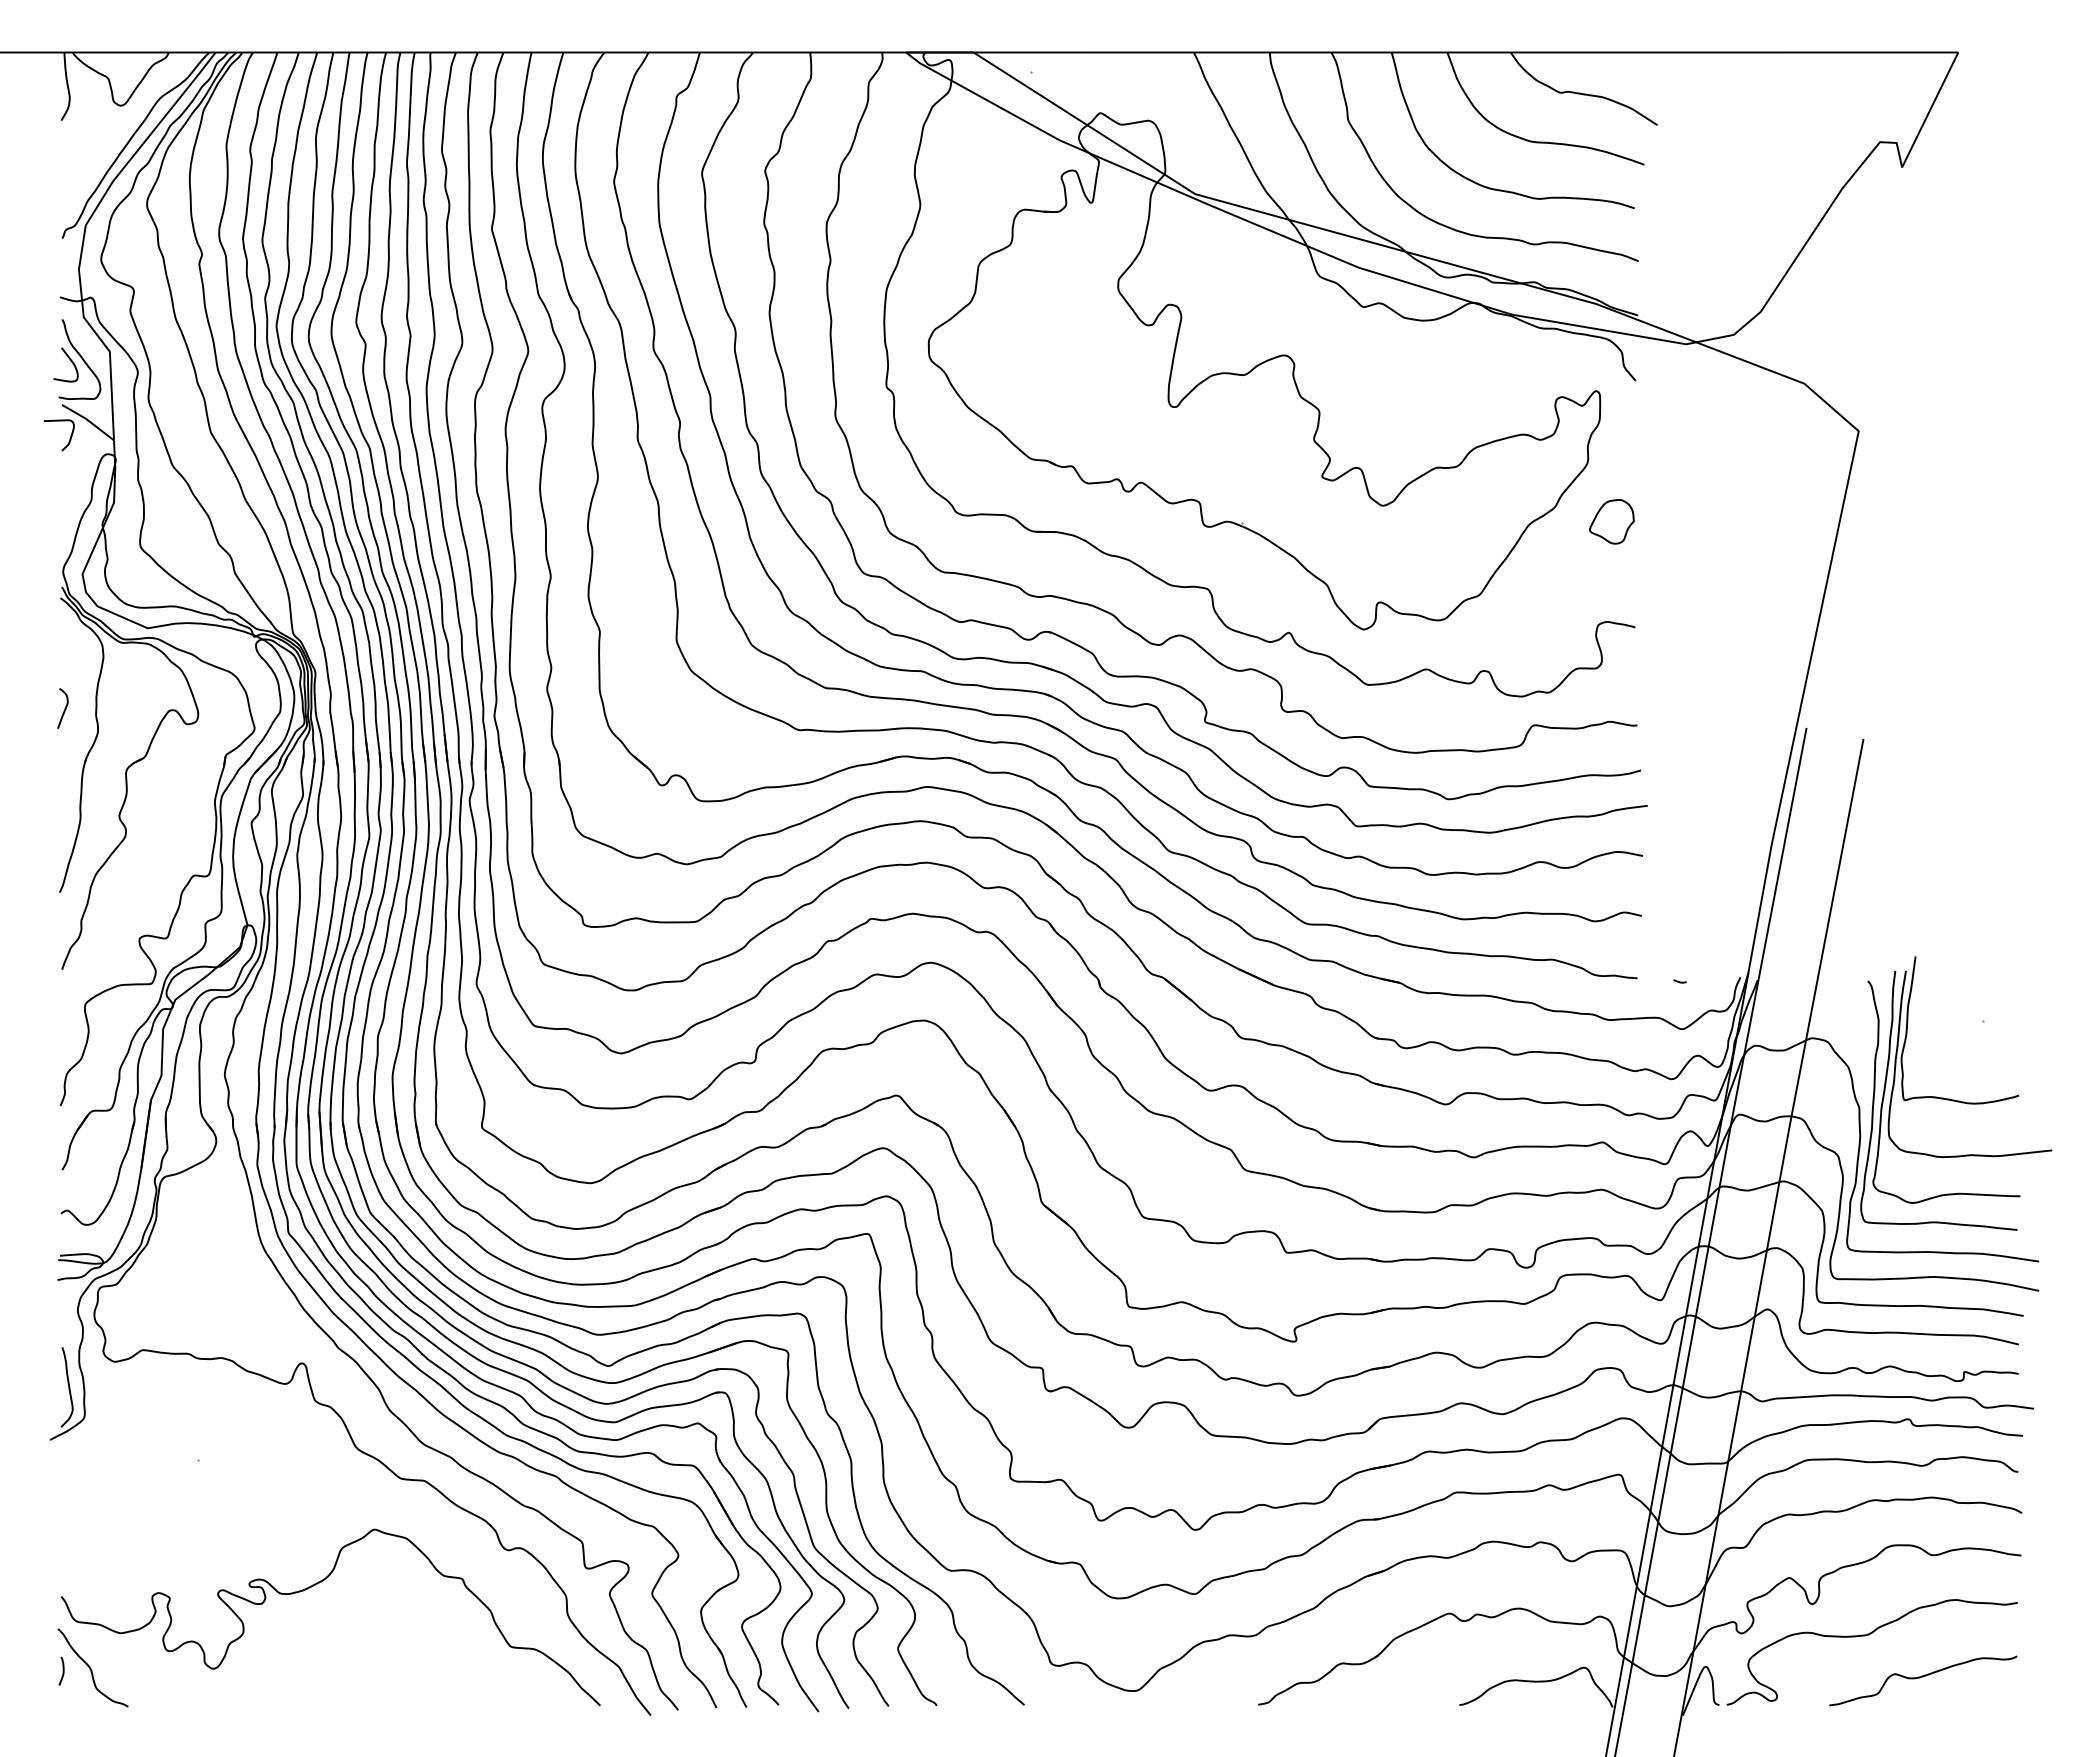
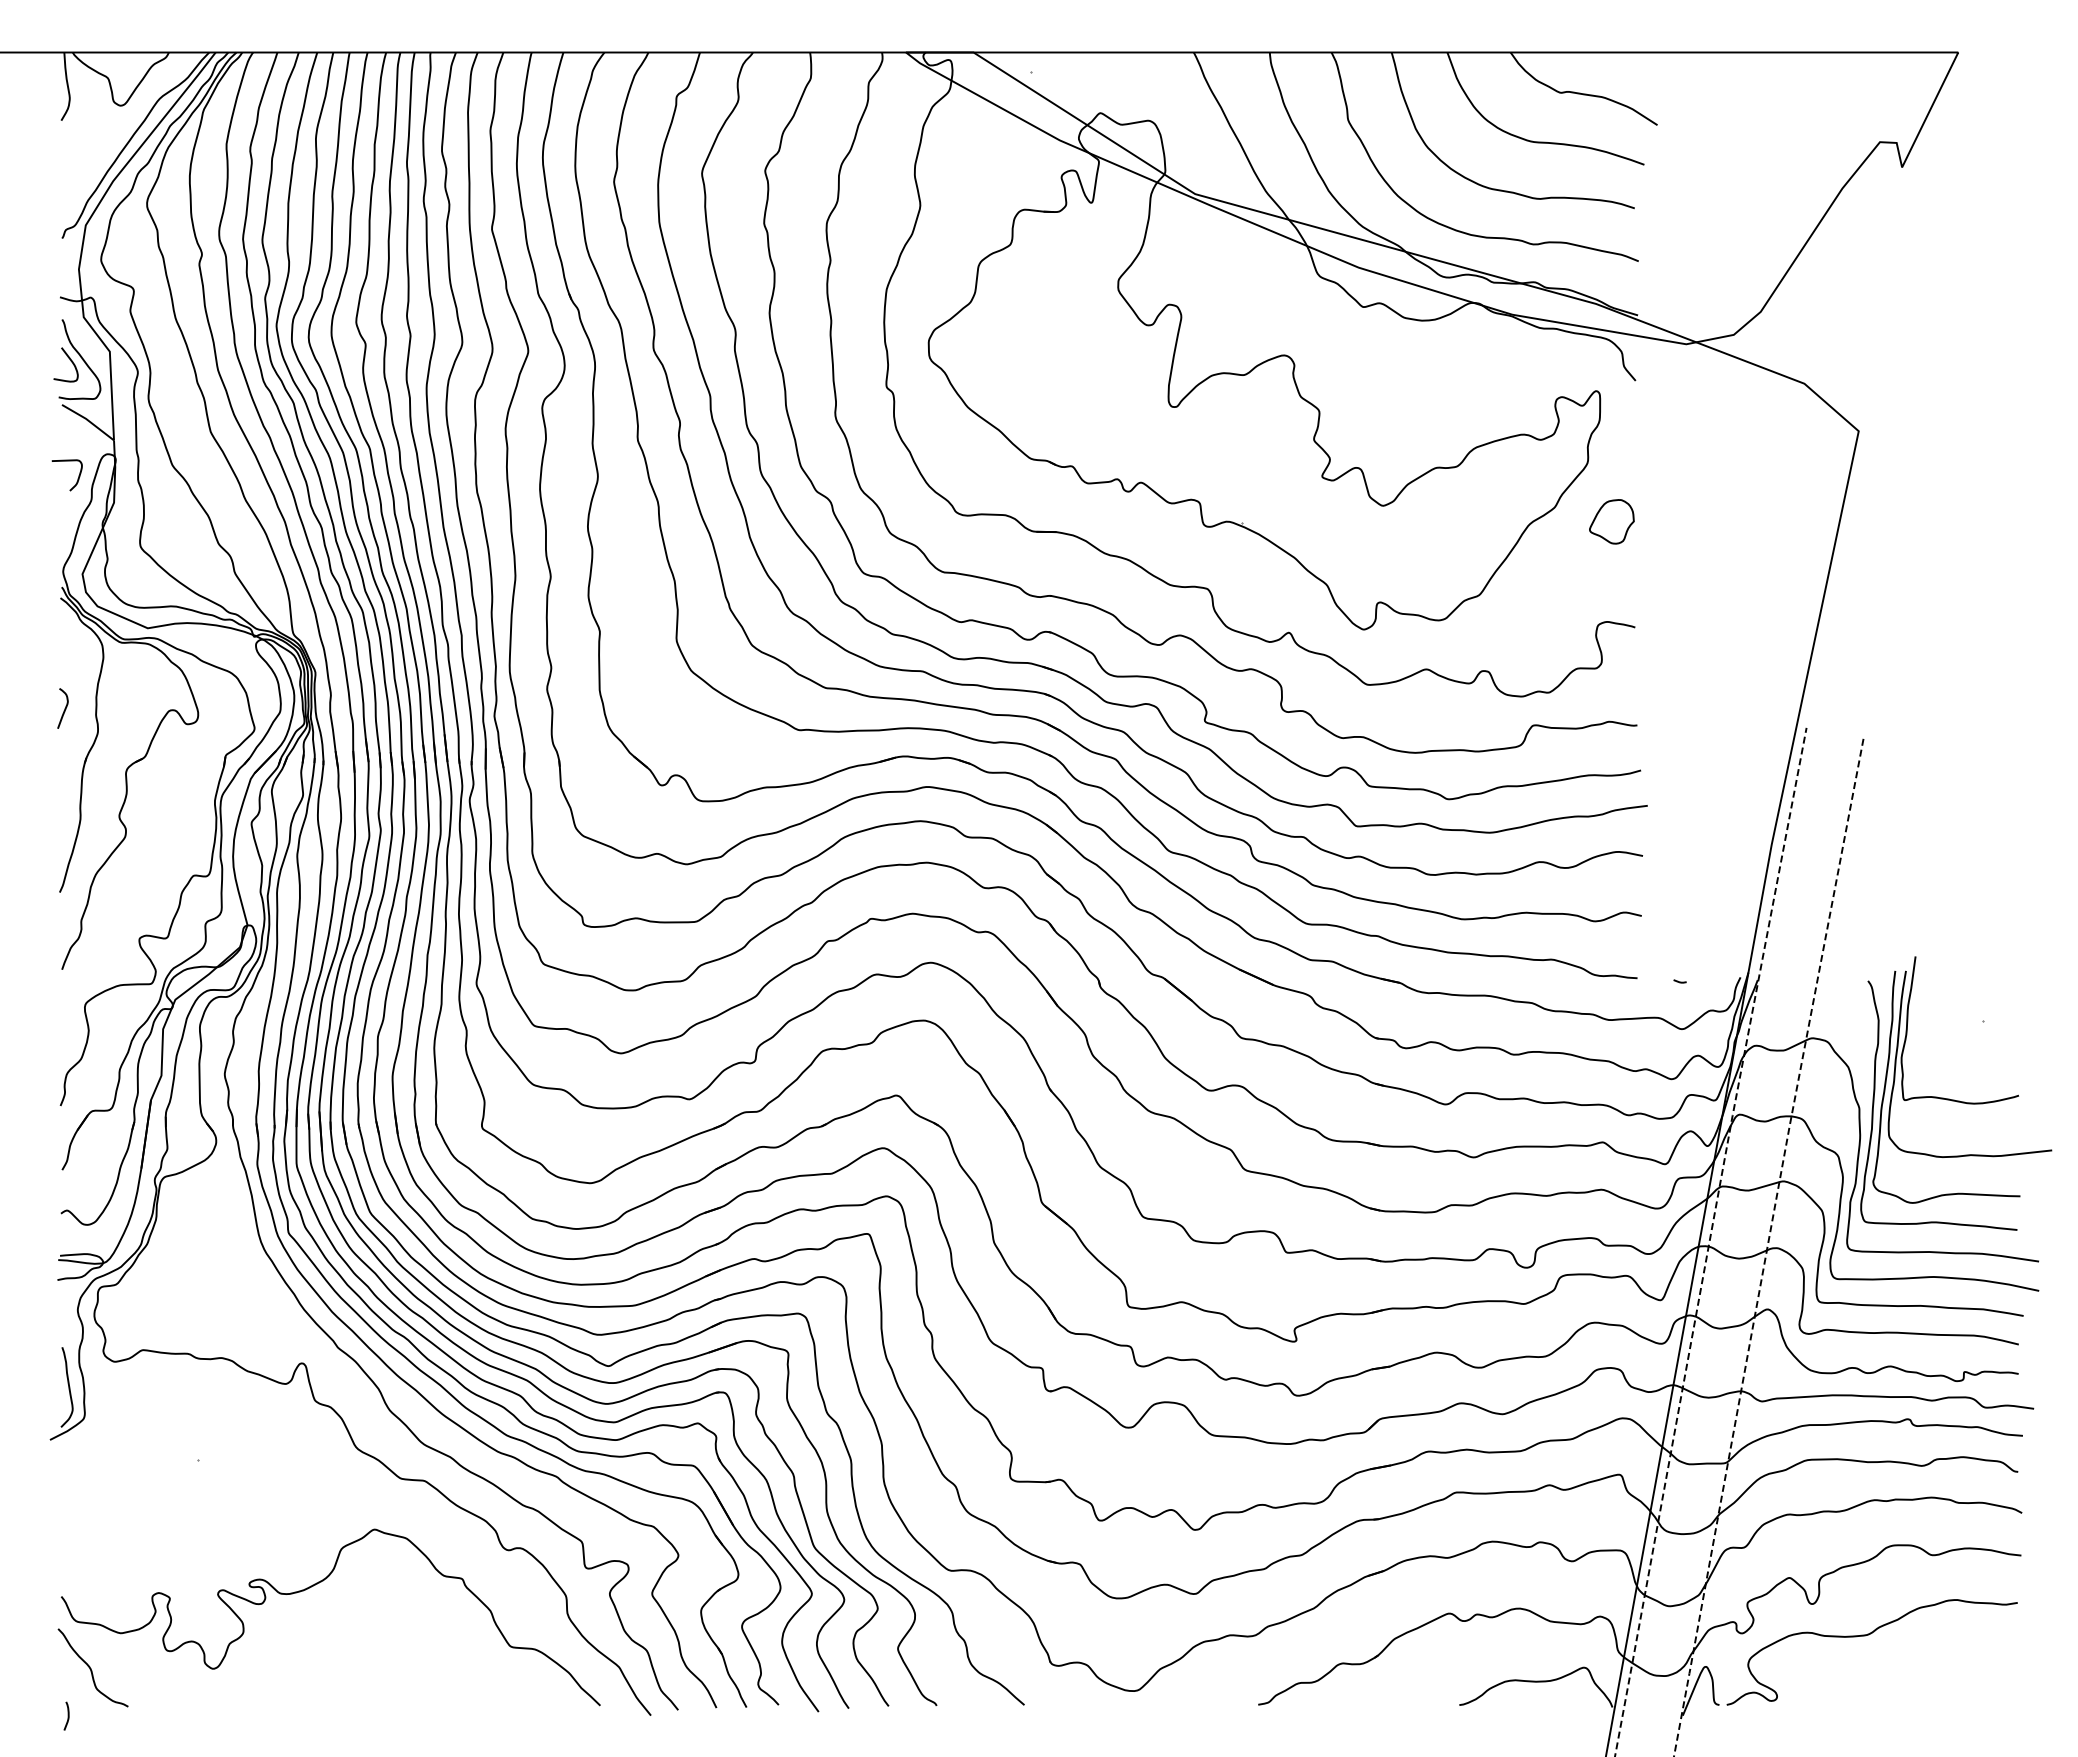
curve position: (69, 438) -> (77, 478) (77, 478)
line: solid -> dashed (1709, 1241)
line: solid -> dashed (1767, 1247)
curve position: (62, 1670) -> (67, 1715) (67, 1715)
curve: present -> none (1923, 1677)
